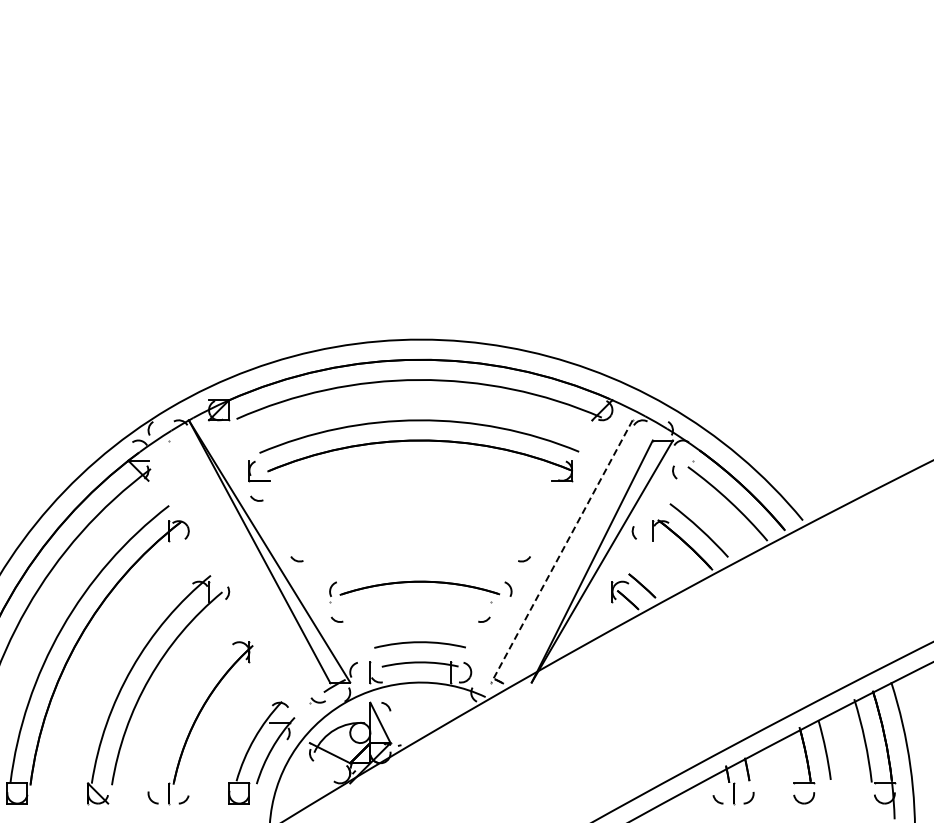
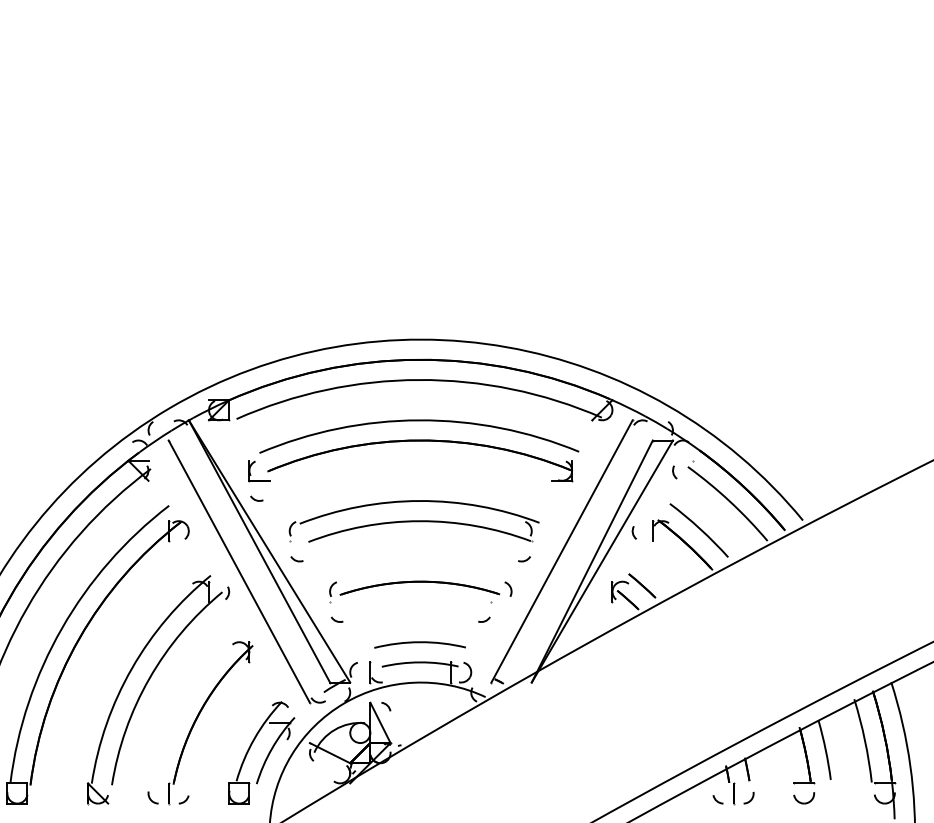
part: none -> present (413, 521)
line: dashed -> solid (562, 551)
line: none -> present (238, 571)
